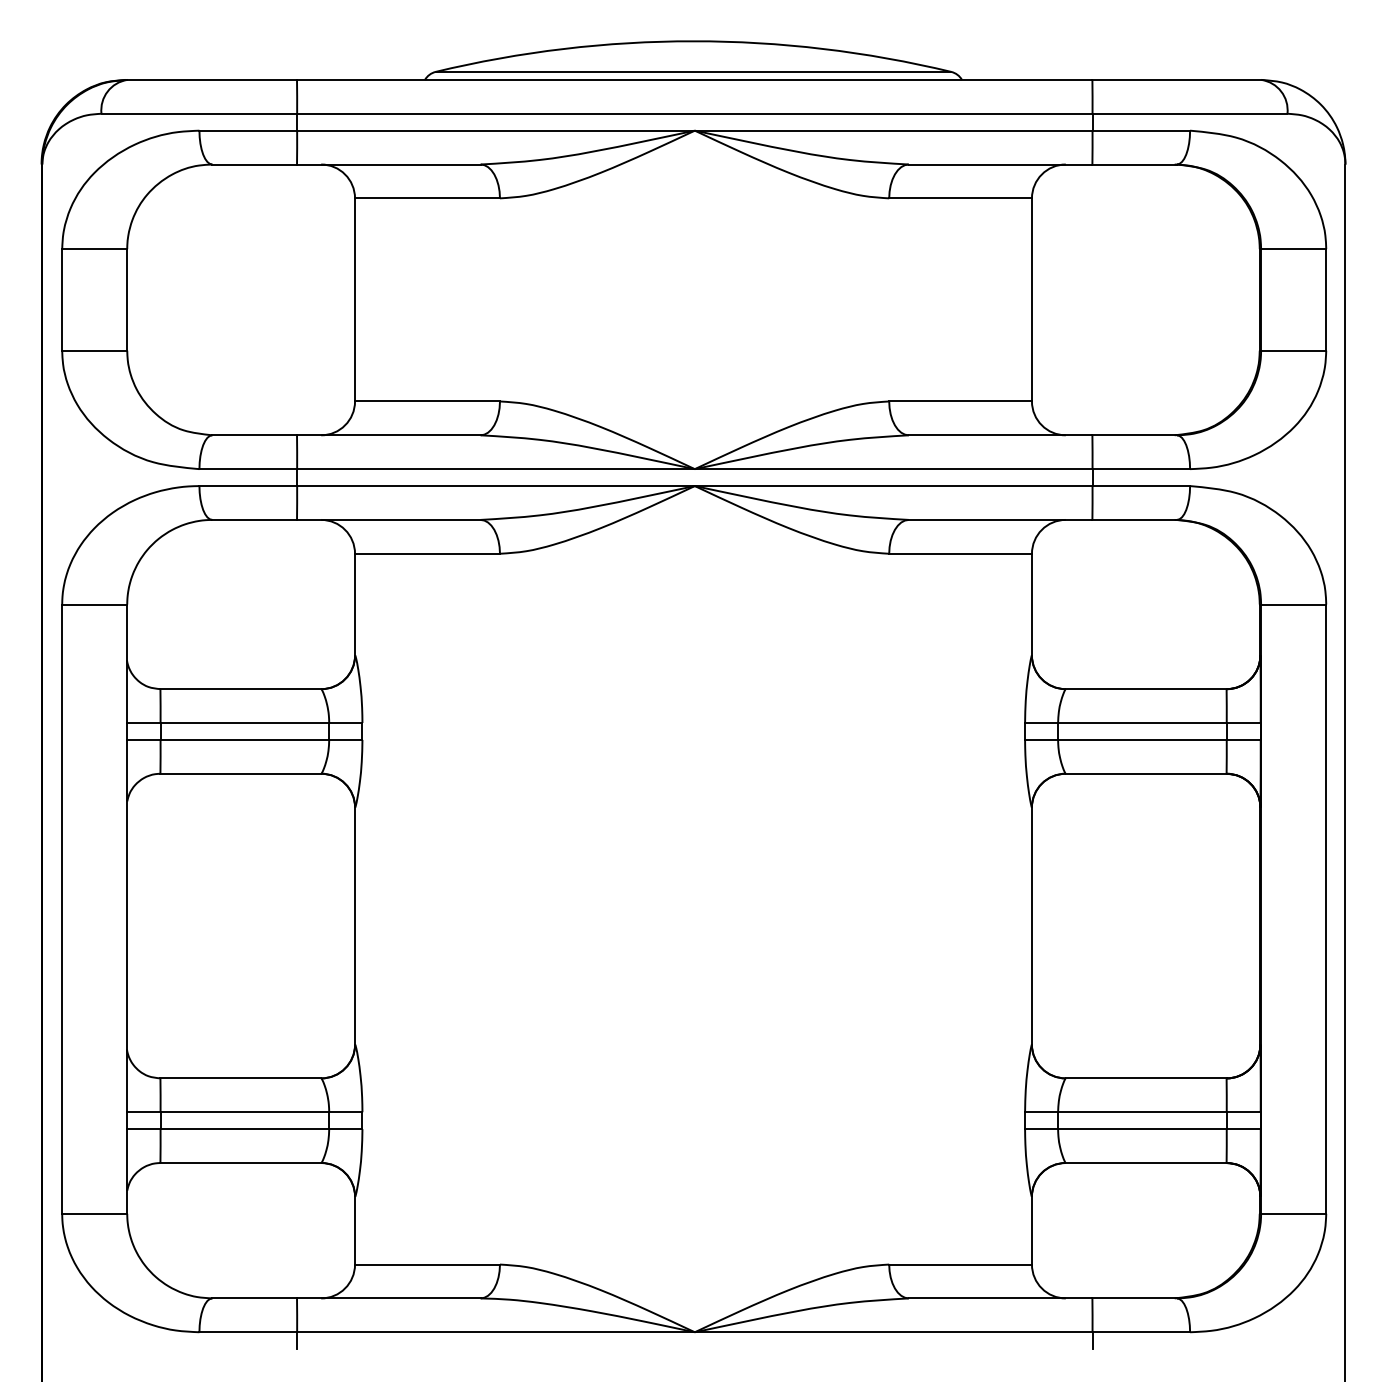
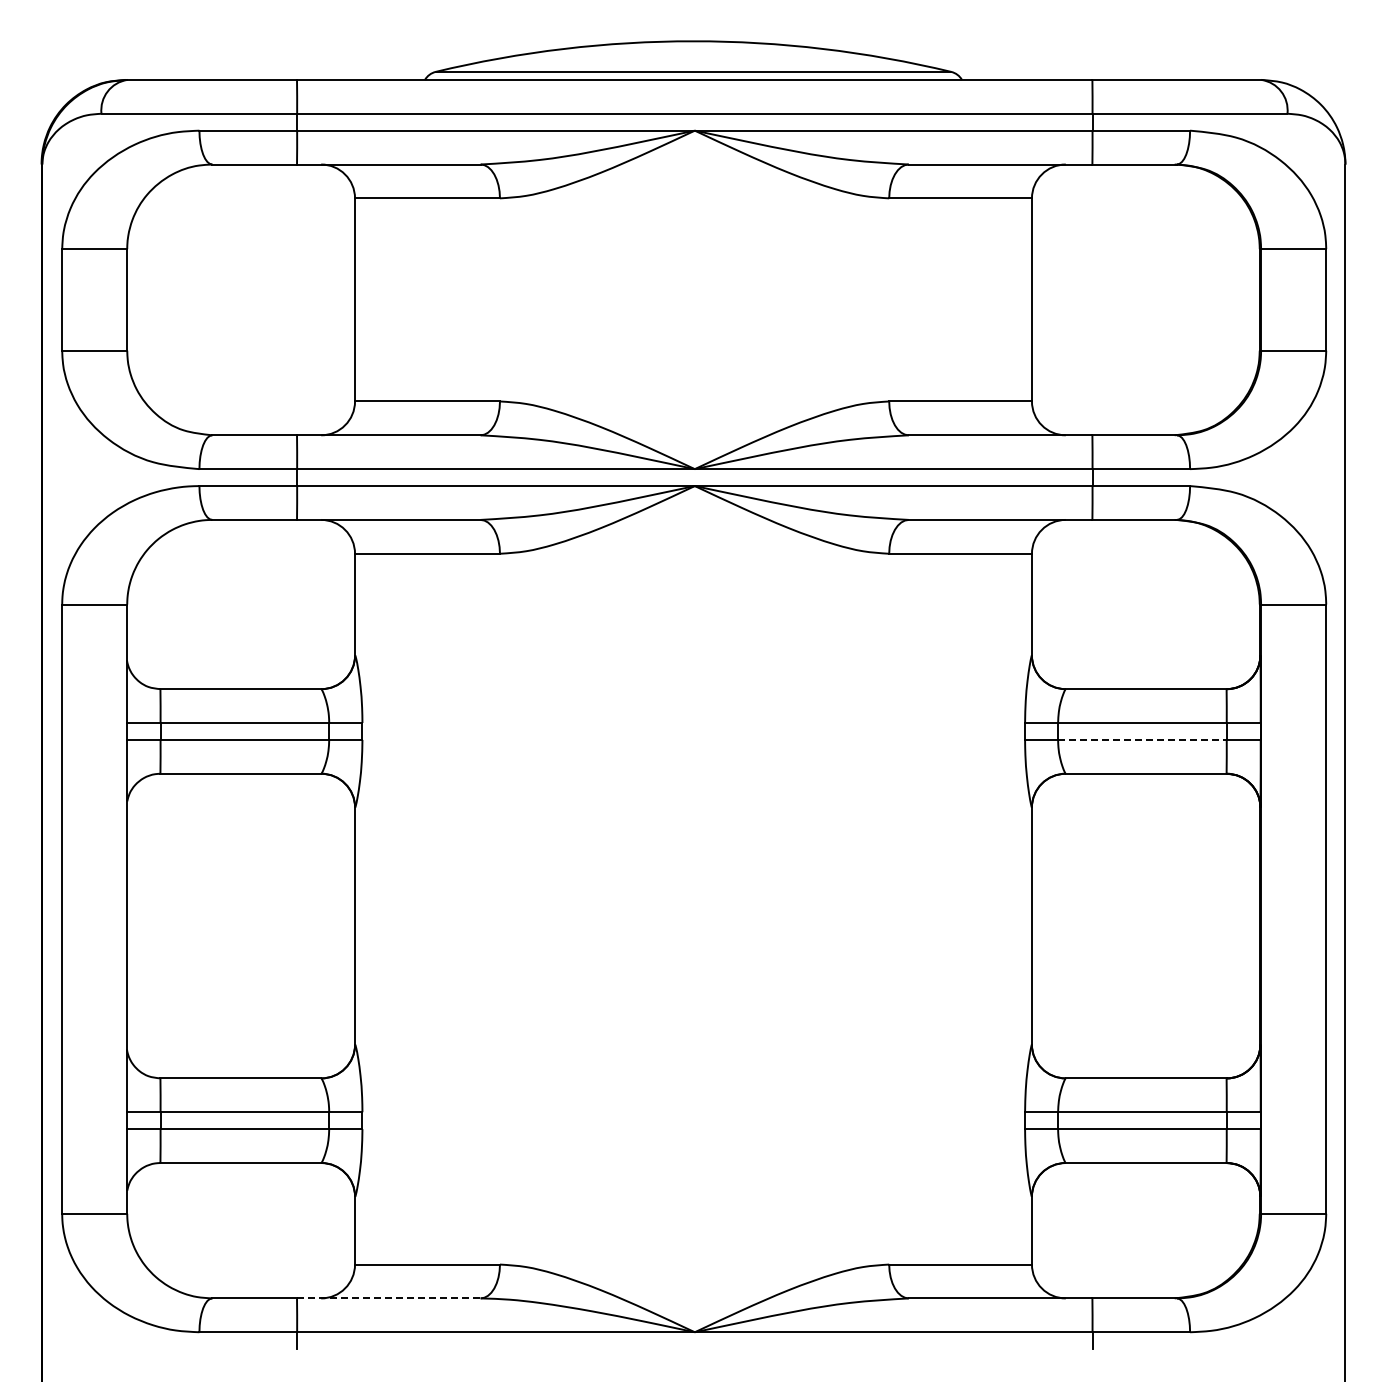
line: solid -> dashed (1142, 739)
line: solid -> dashed (388, 1298)
